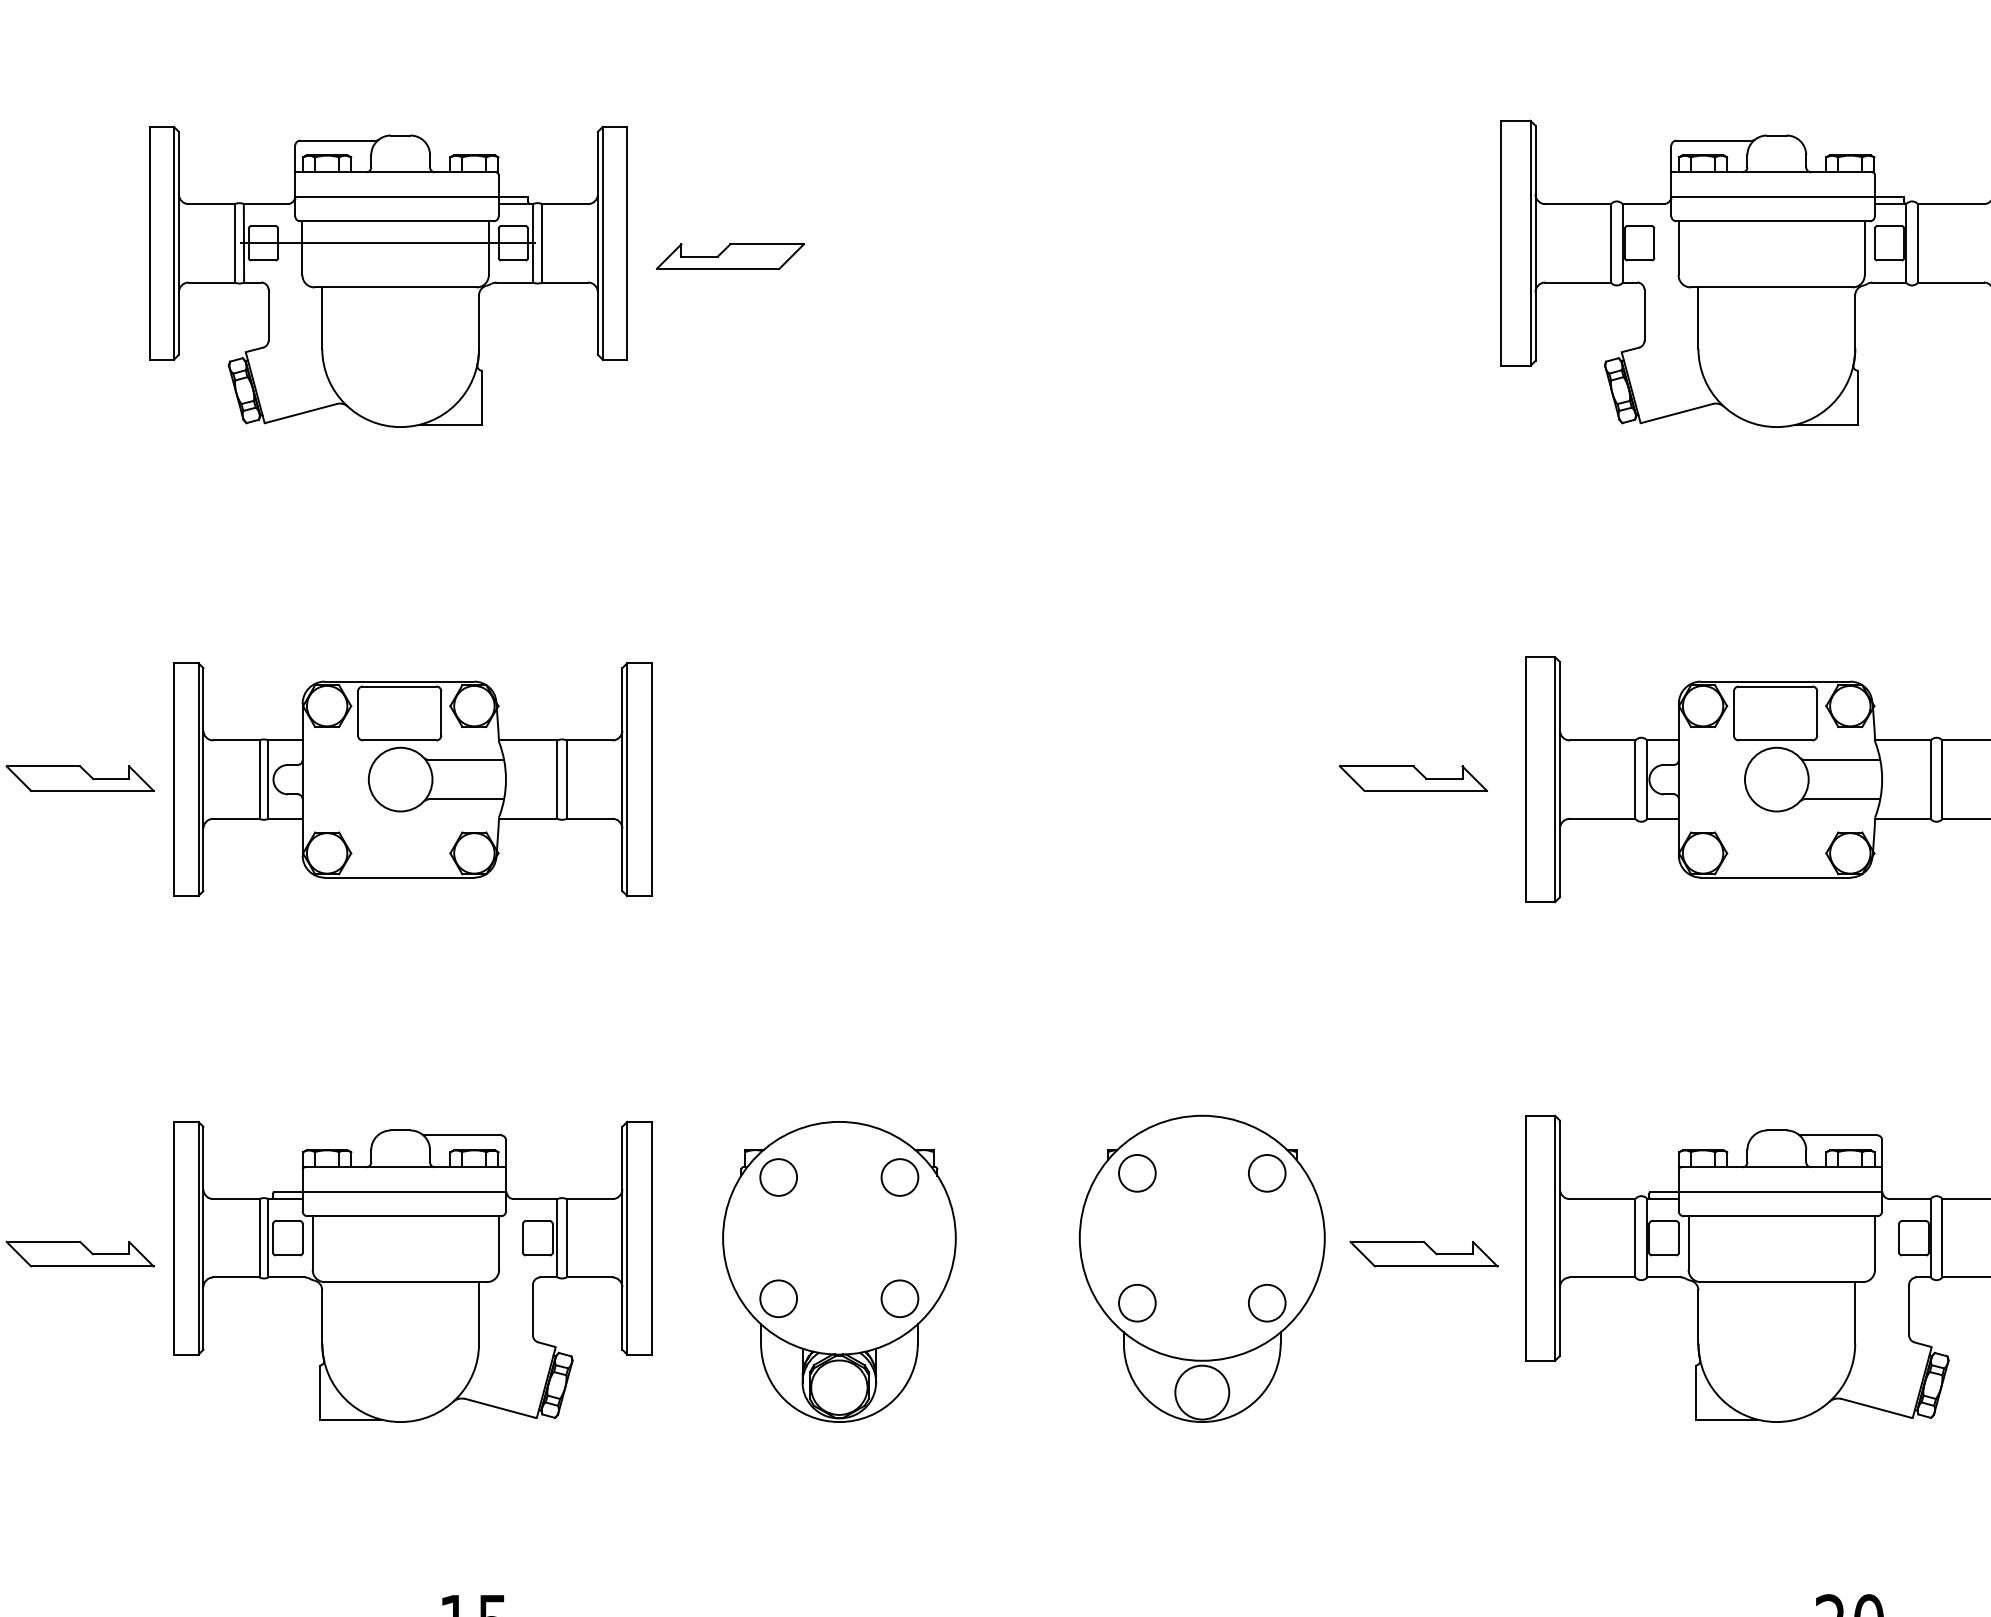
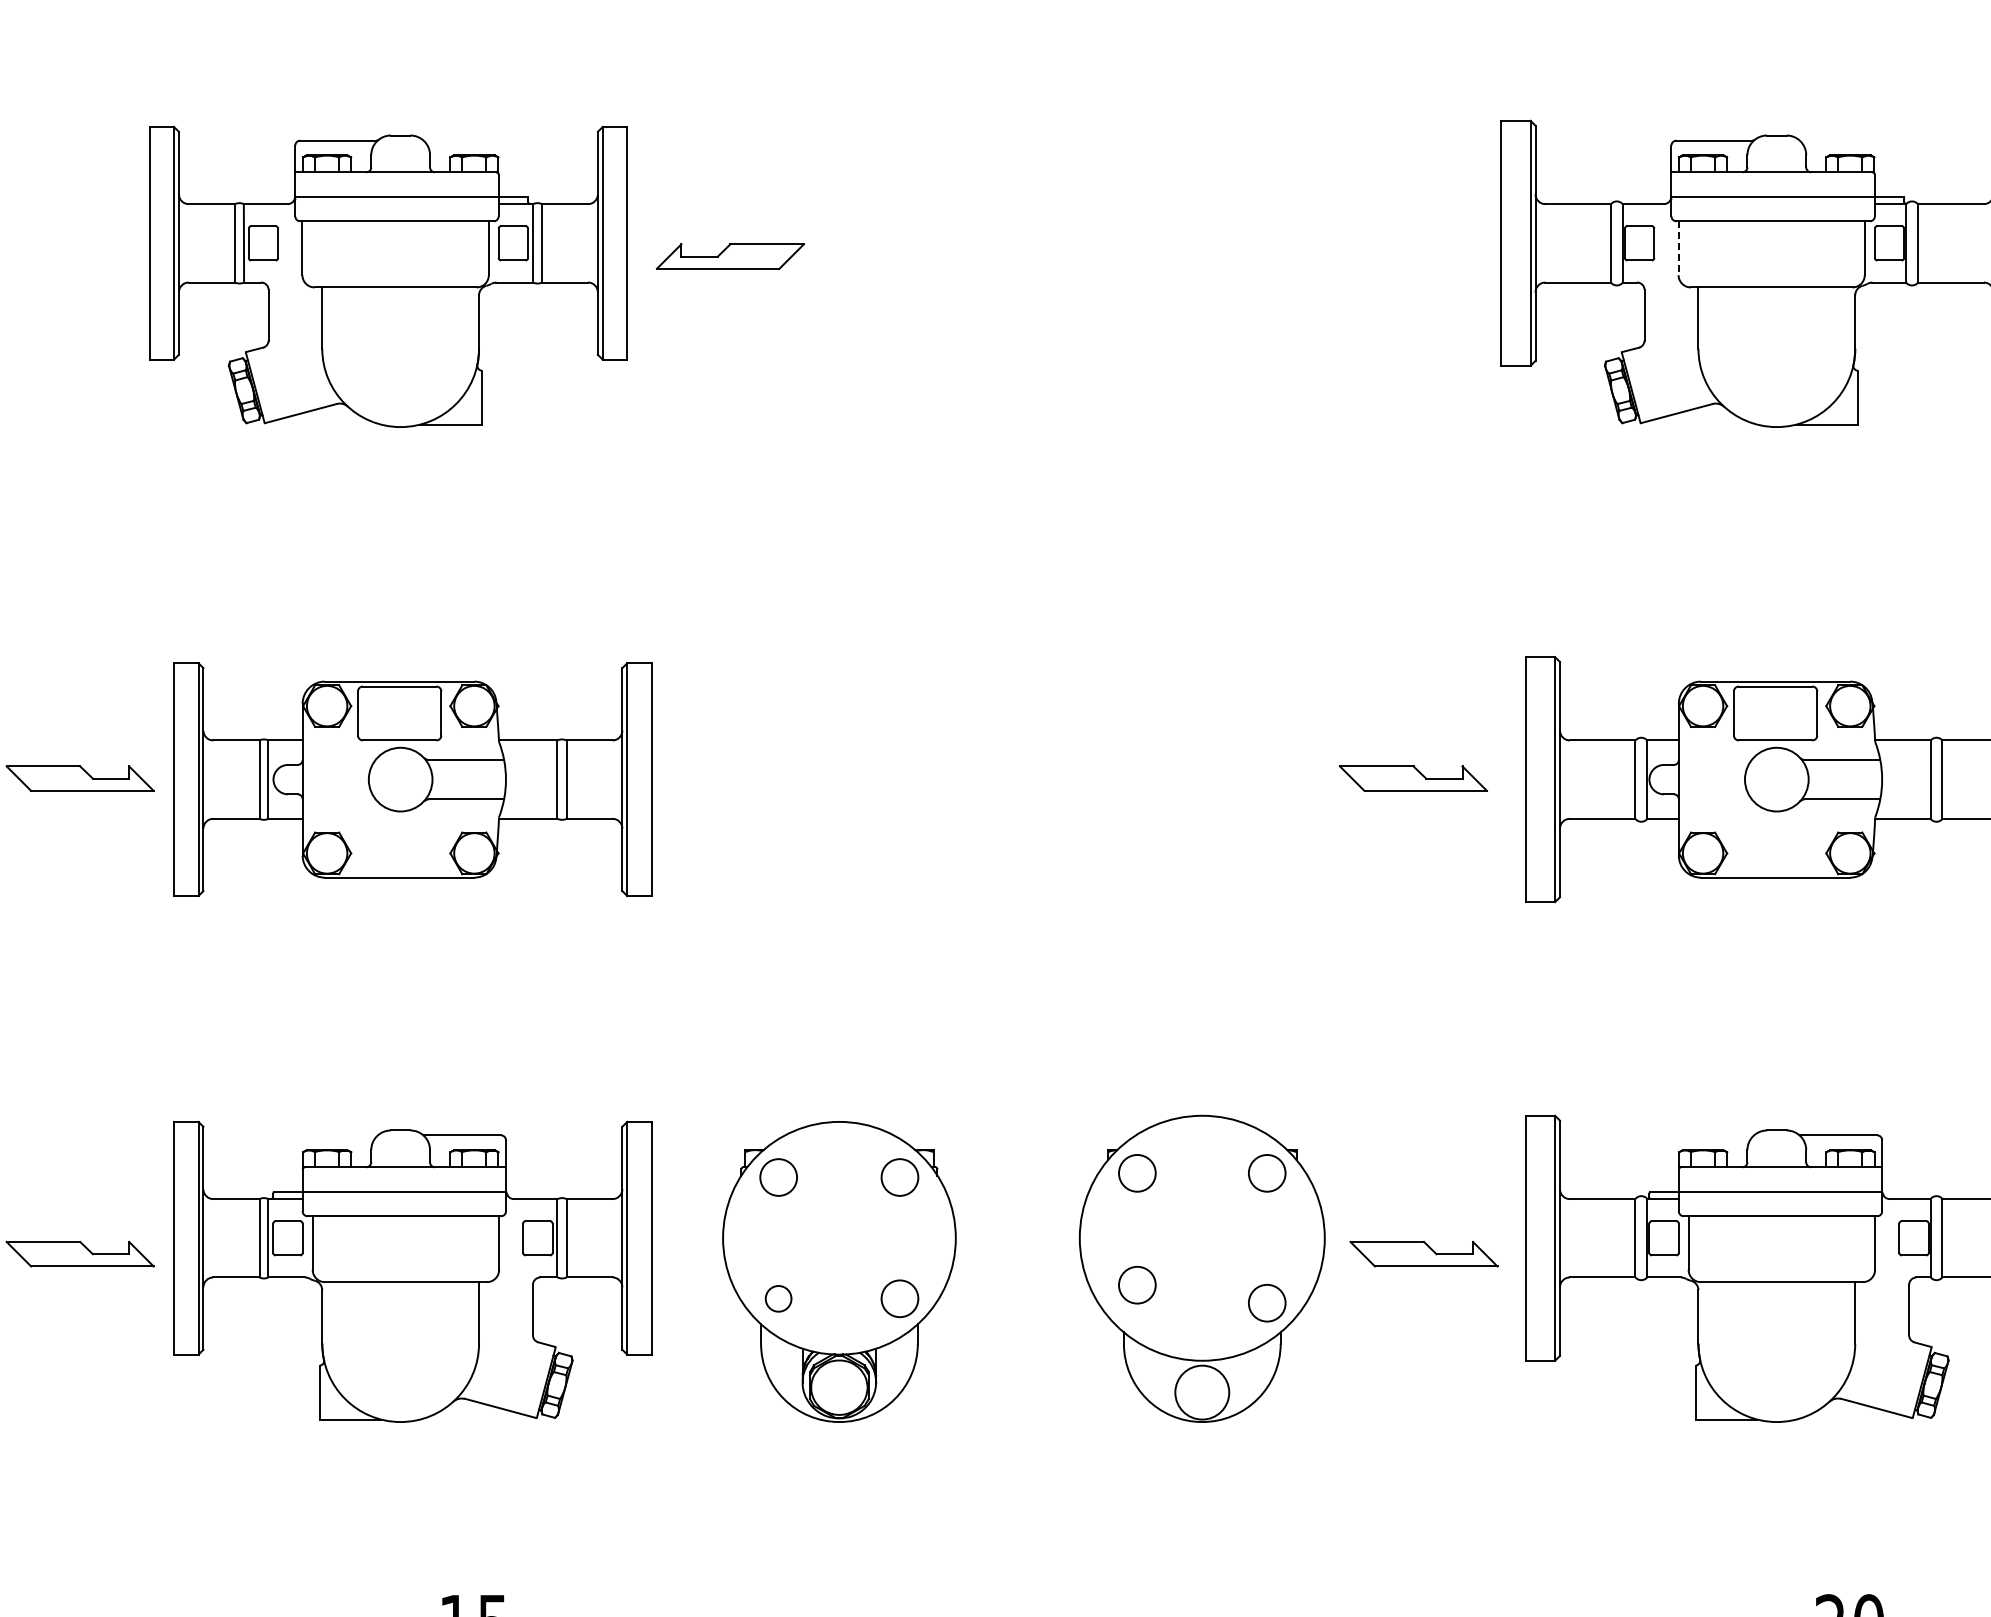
line: present -> none (388, 243)
line: solid -> dashed (1678, 248)
circle size: 39x40 px -> 29x28 px (778, 1298)
circle position: (1137, 1303) -> (1137, 1285) (1137, 1285)
